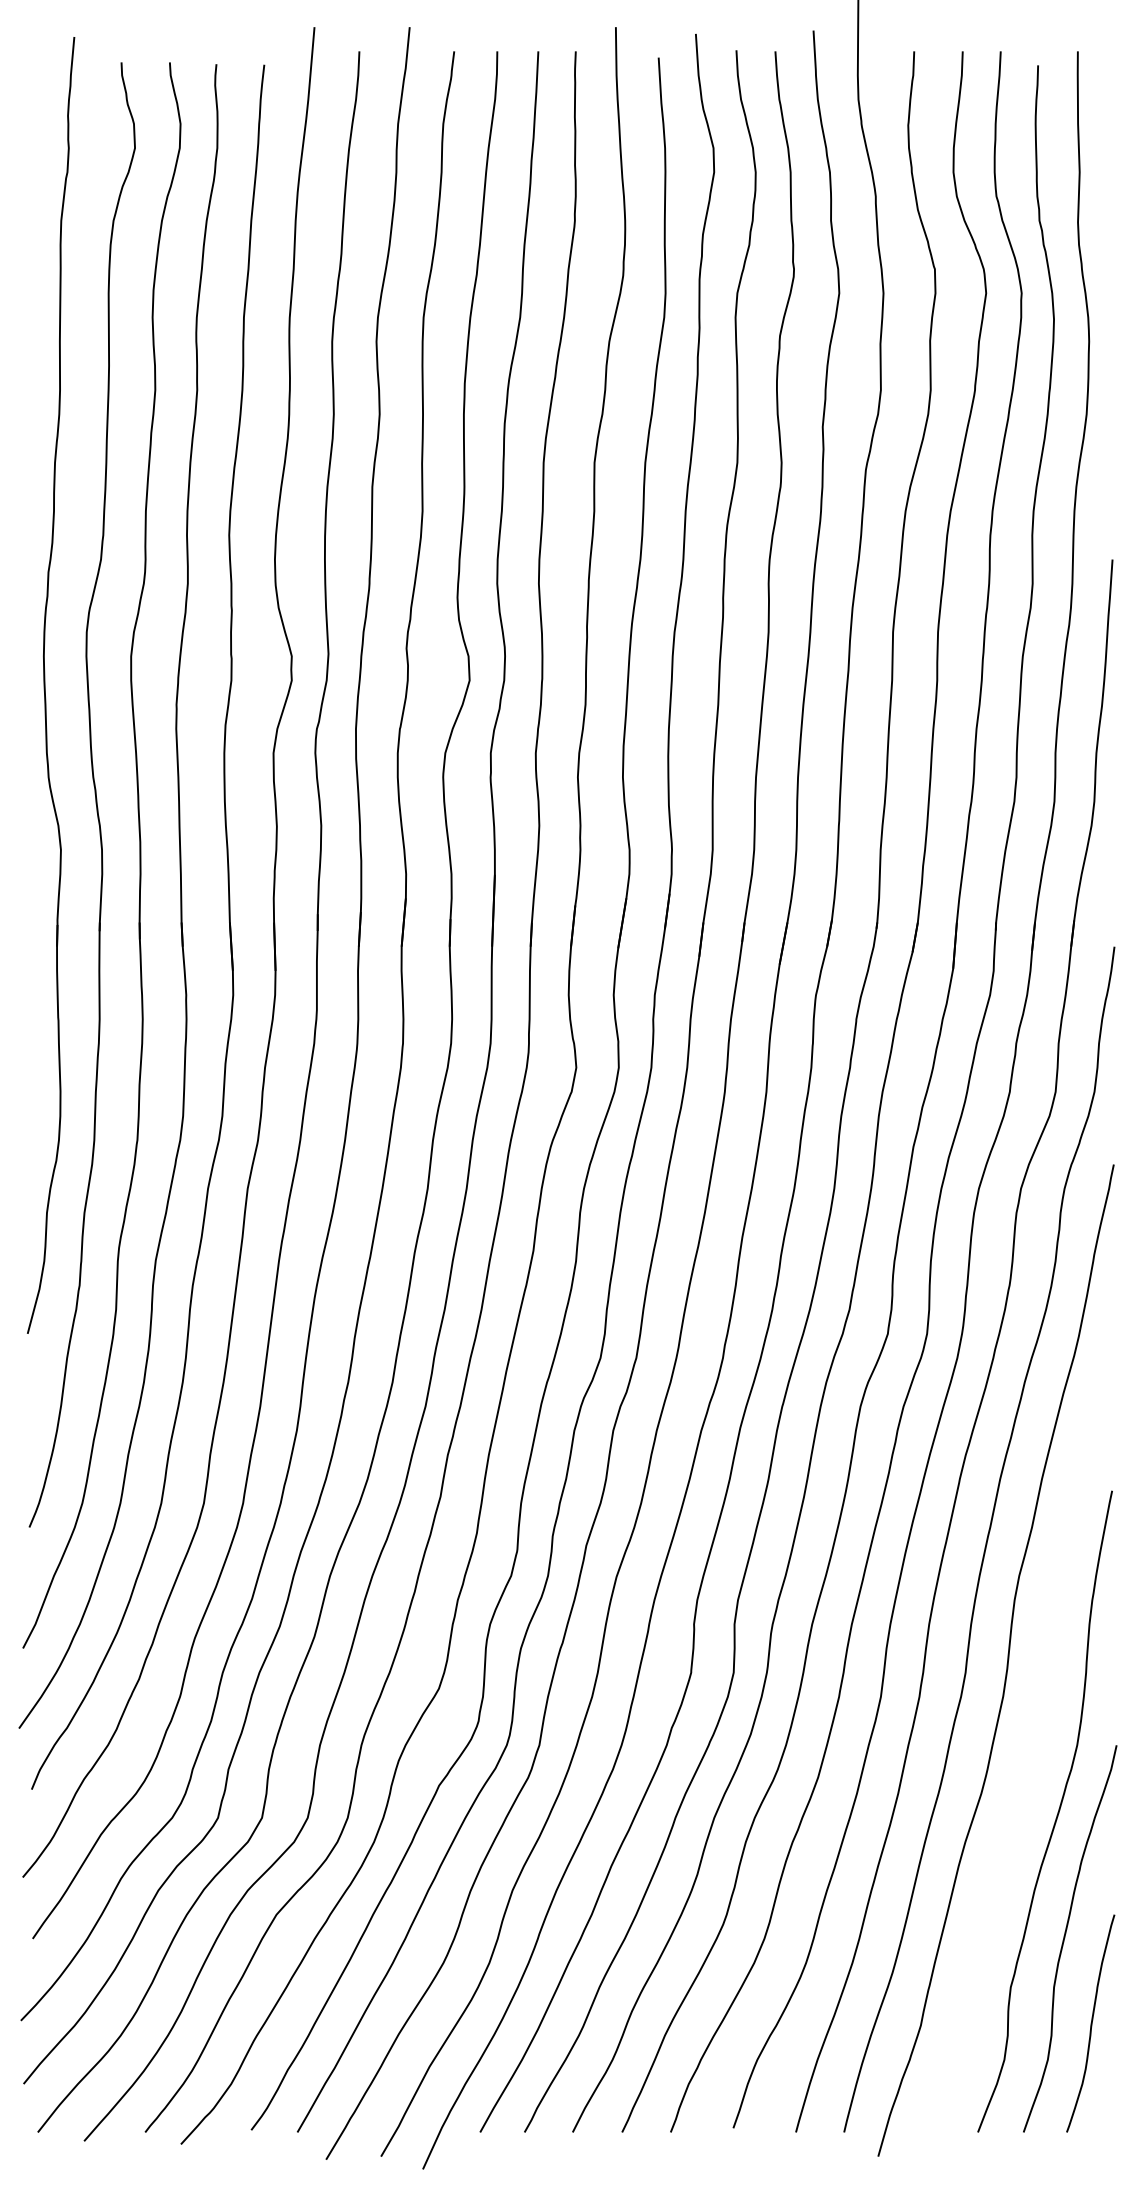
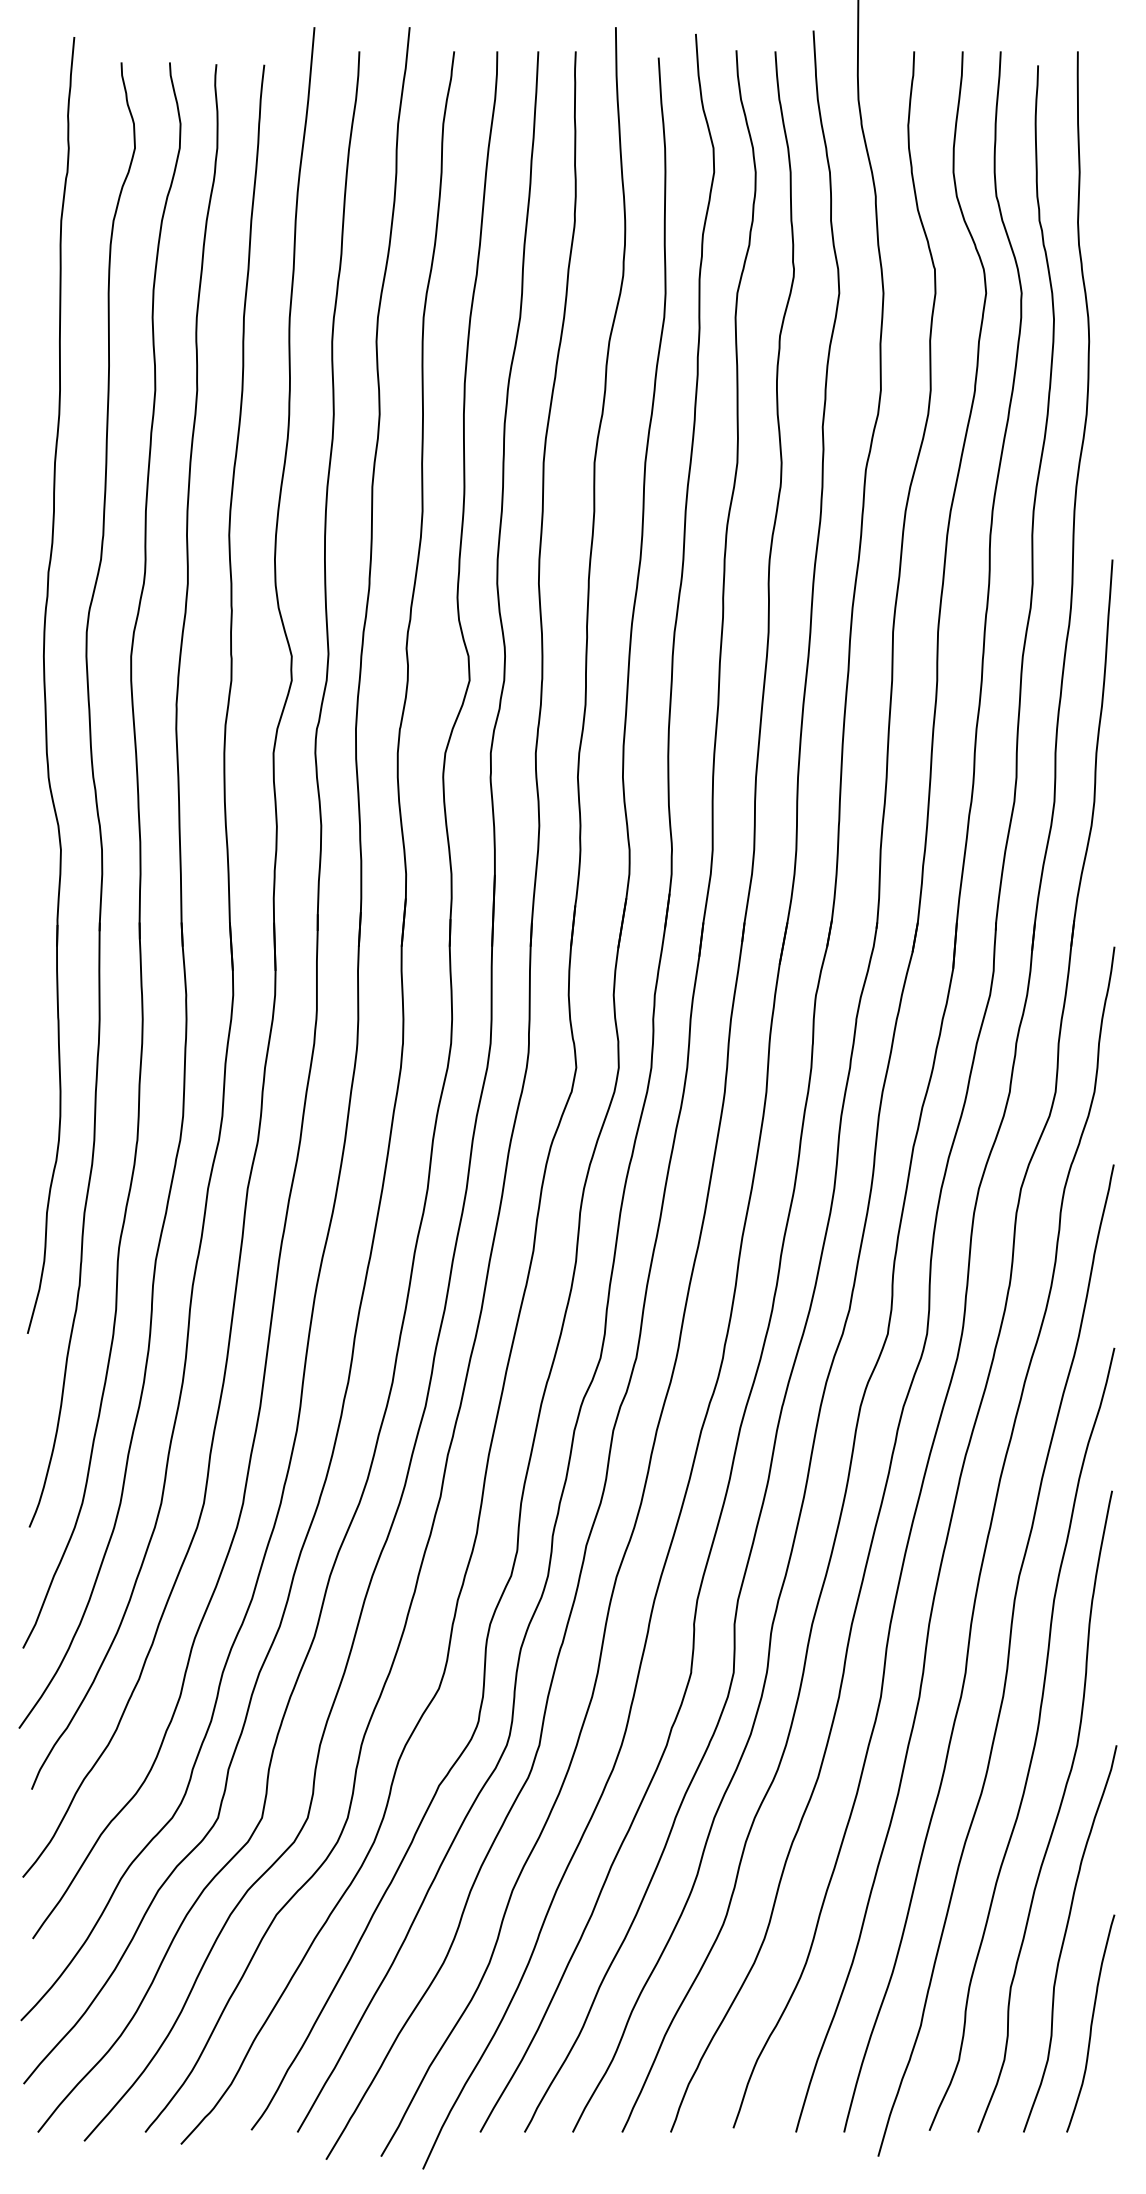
curve: none -> present (1034, 1740)
